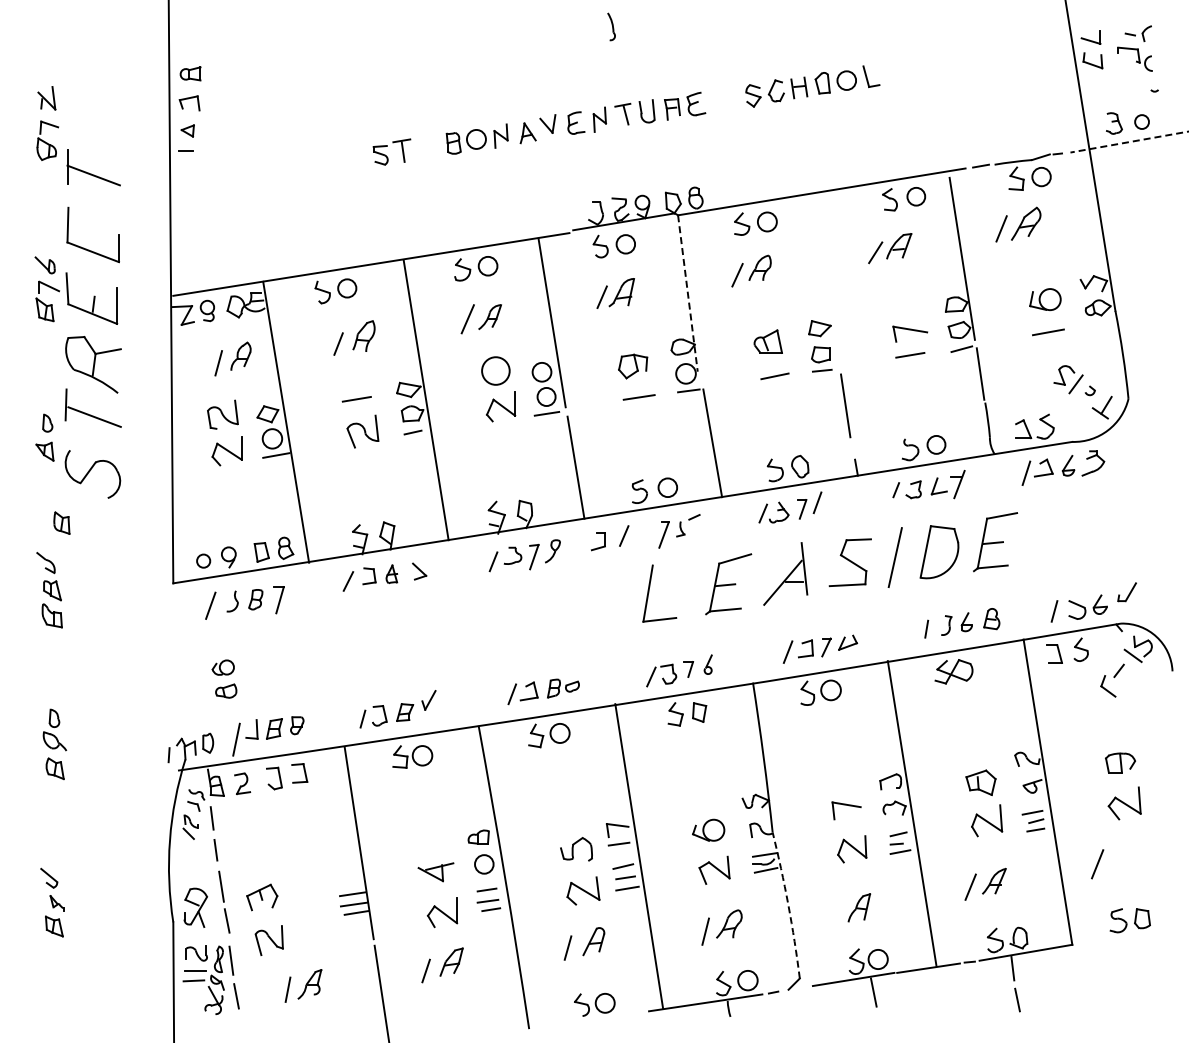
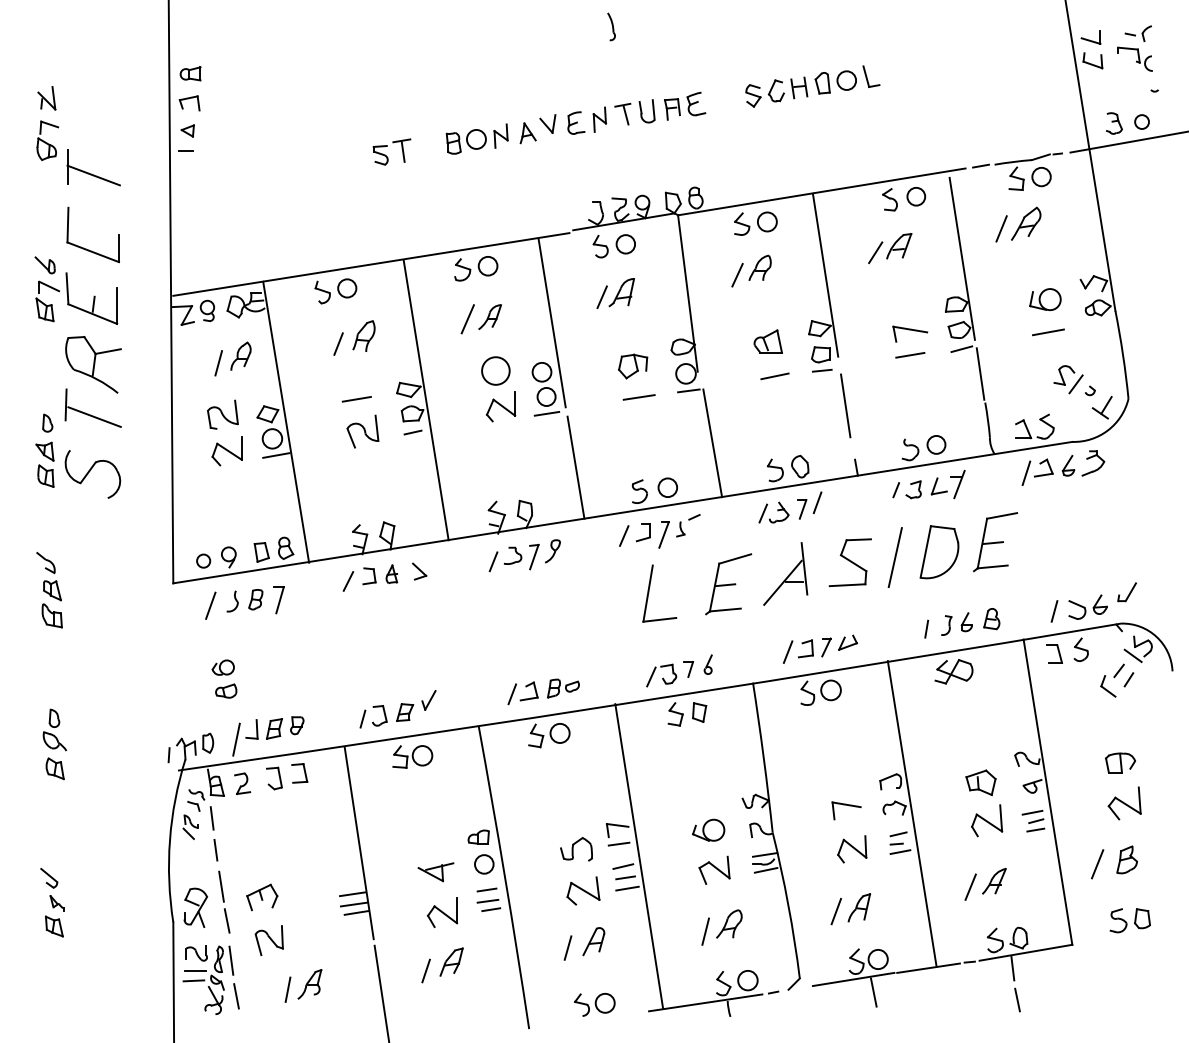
line: dashed -> solid (1129, 142)
line: none -> present (825, 274)
line: dashed -> solid (687, 293)
part position: (61, 522) -> (45, 475) (45, 475)
part position: (597, 541) -> (642, 532) (642, 532)
line: none -> present (1128, 679)
part: none -> present (1126, 859)
arc: dashed -> solid (788, 905)
line: none -> present (836, 911)
